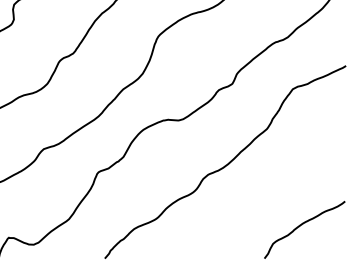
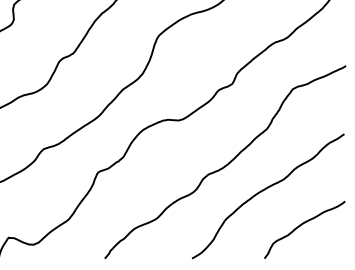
curve: none -> present (265, 190)
